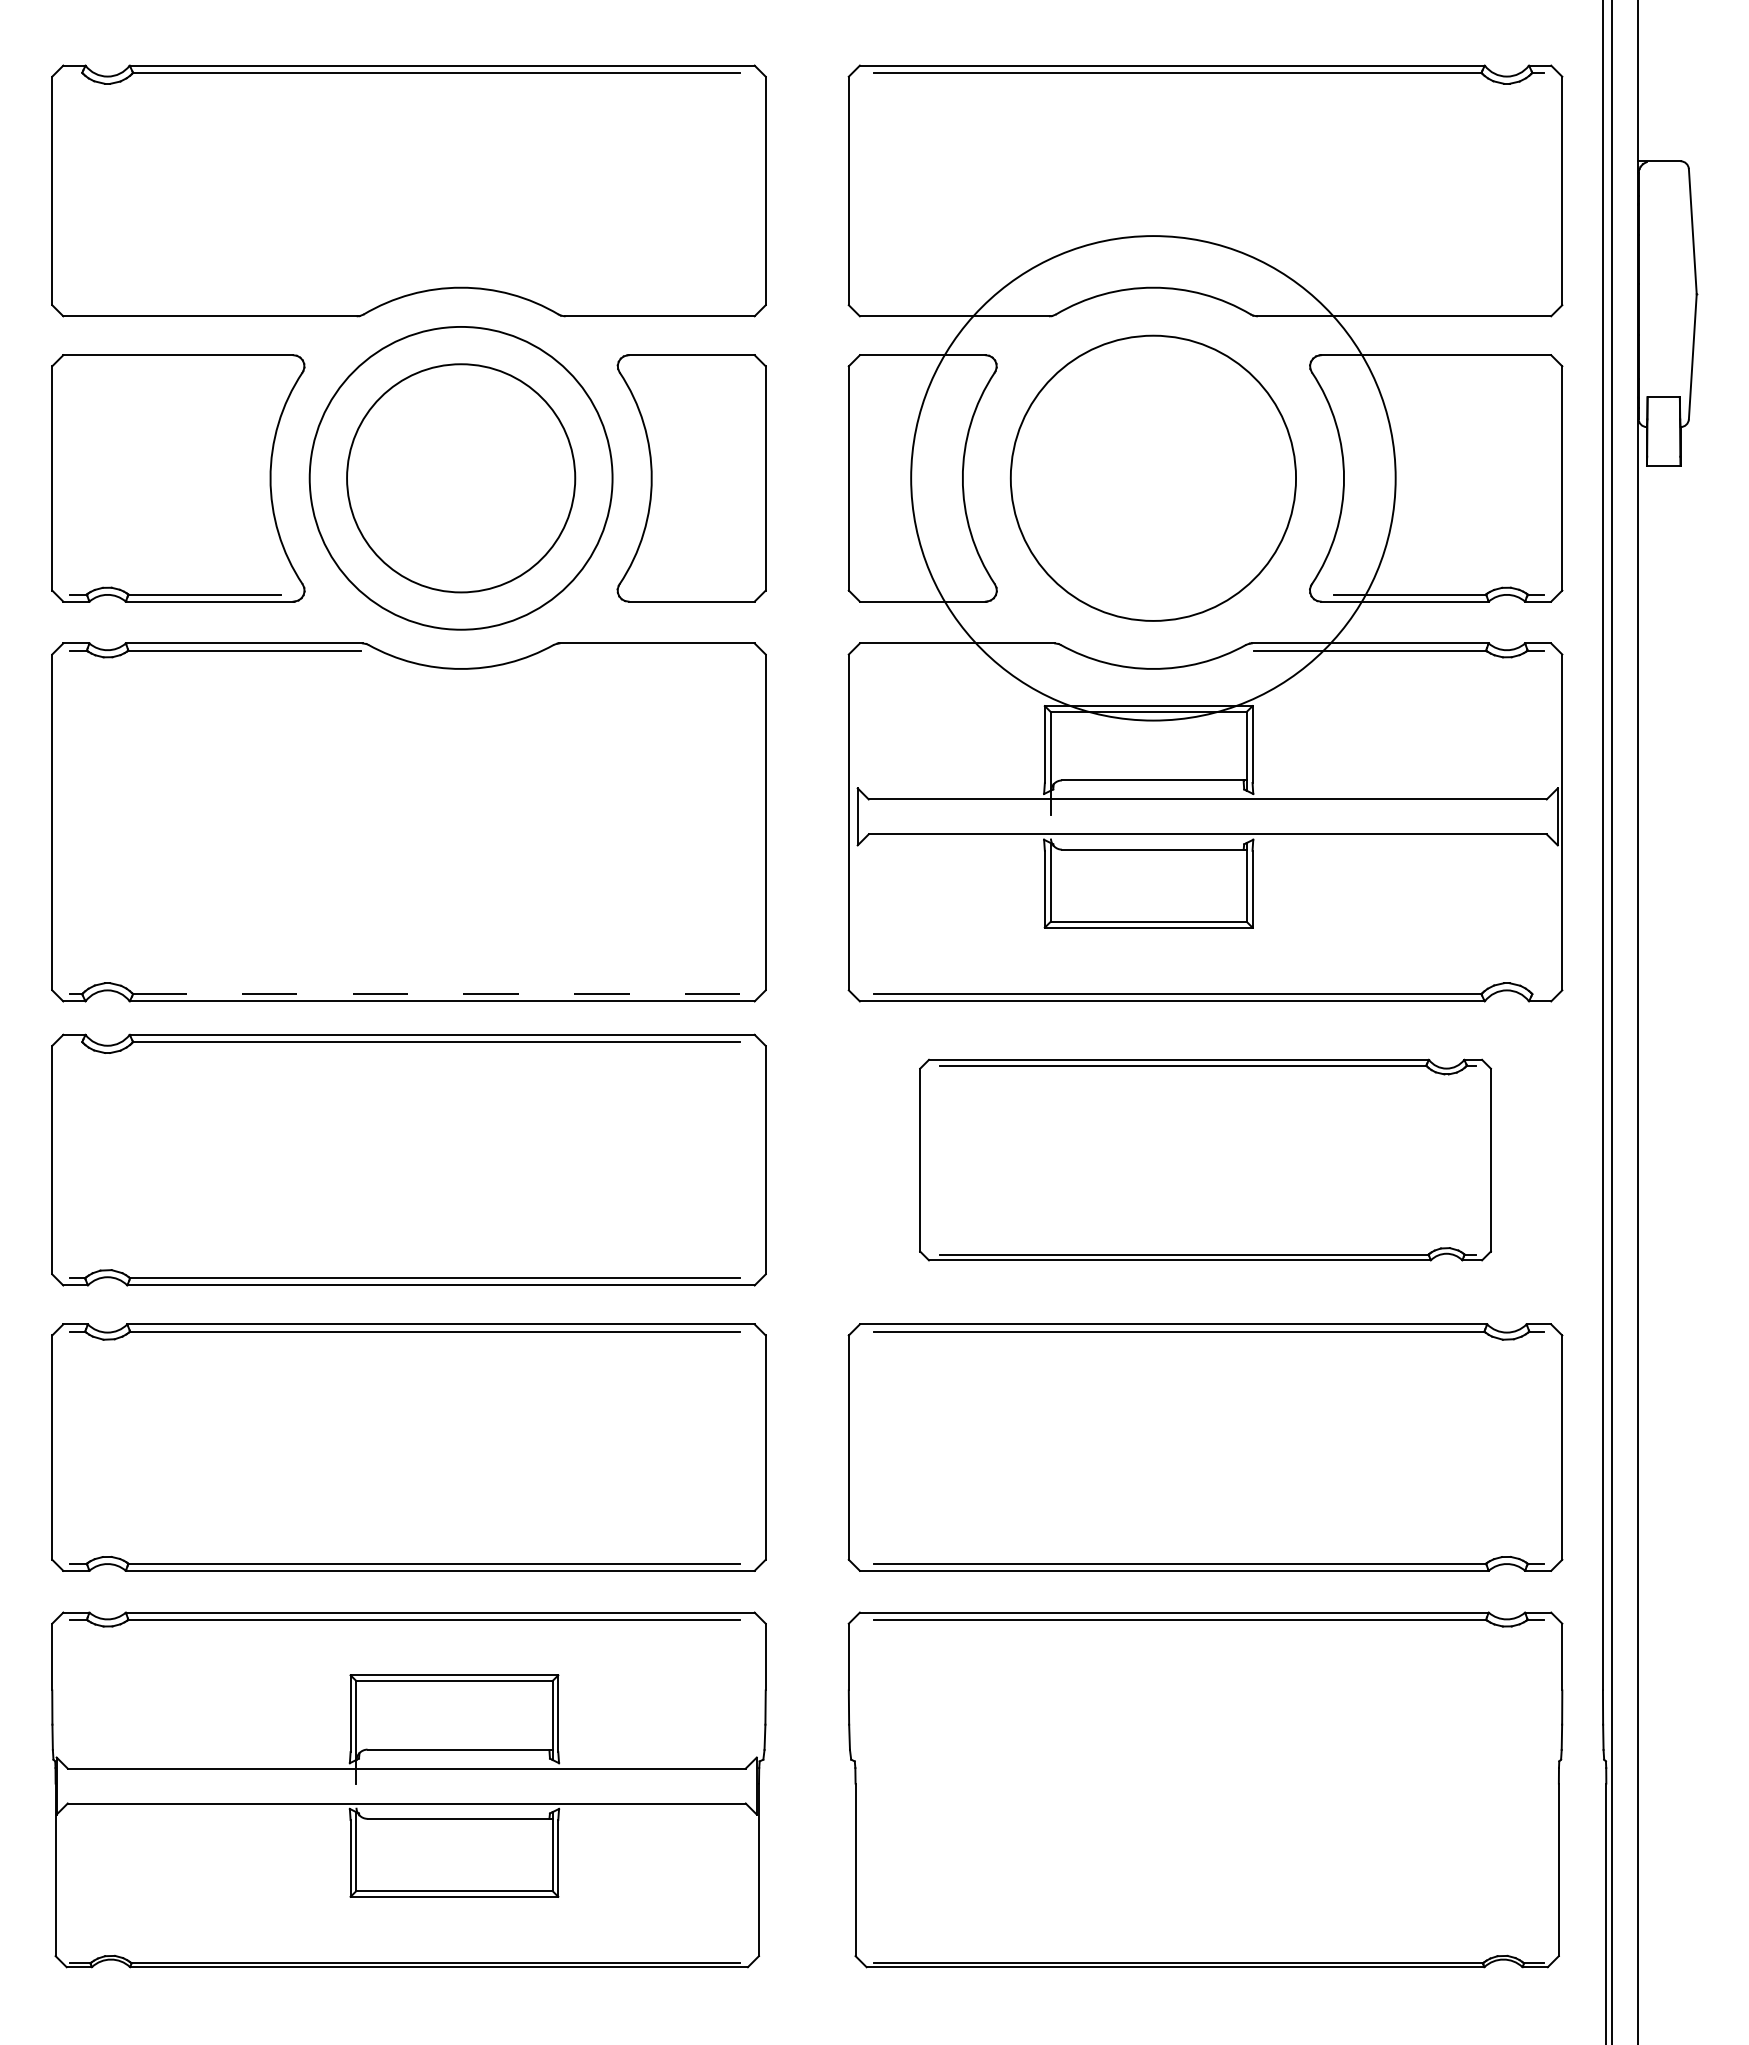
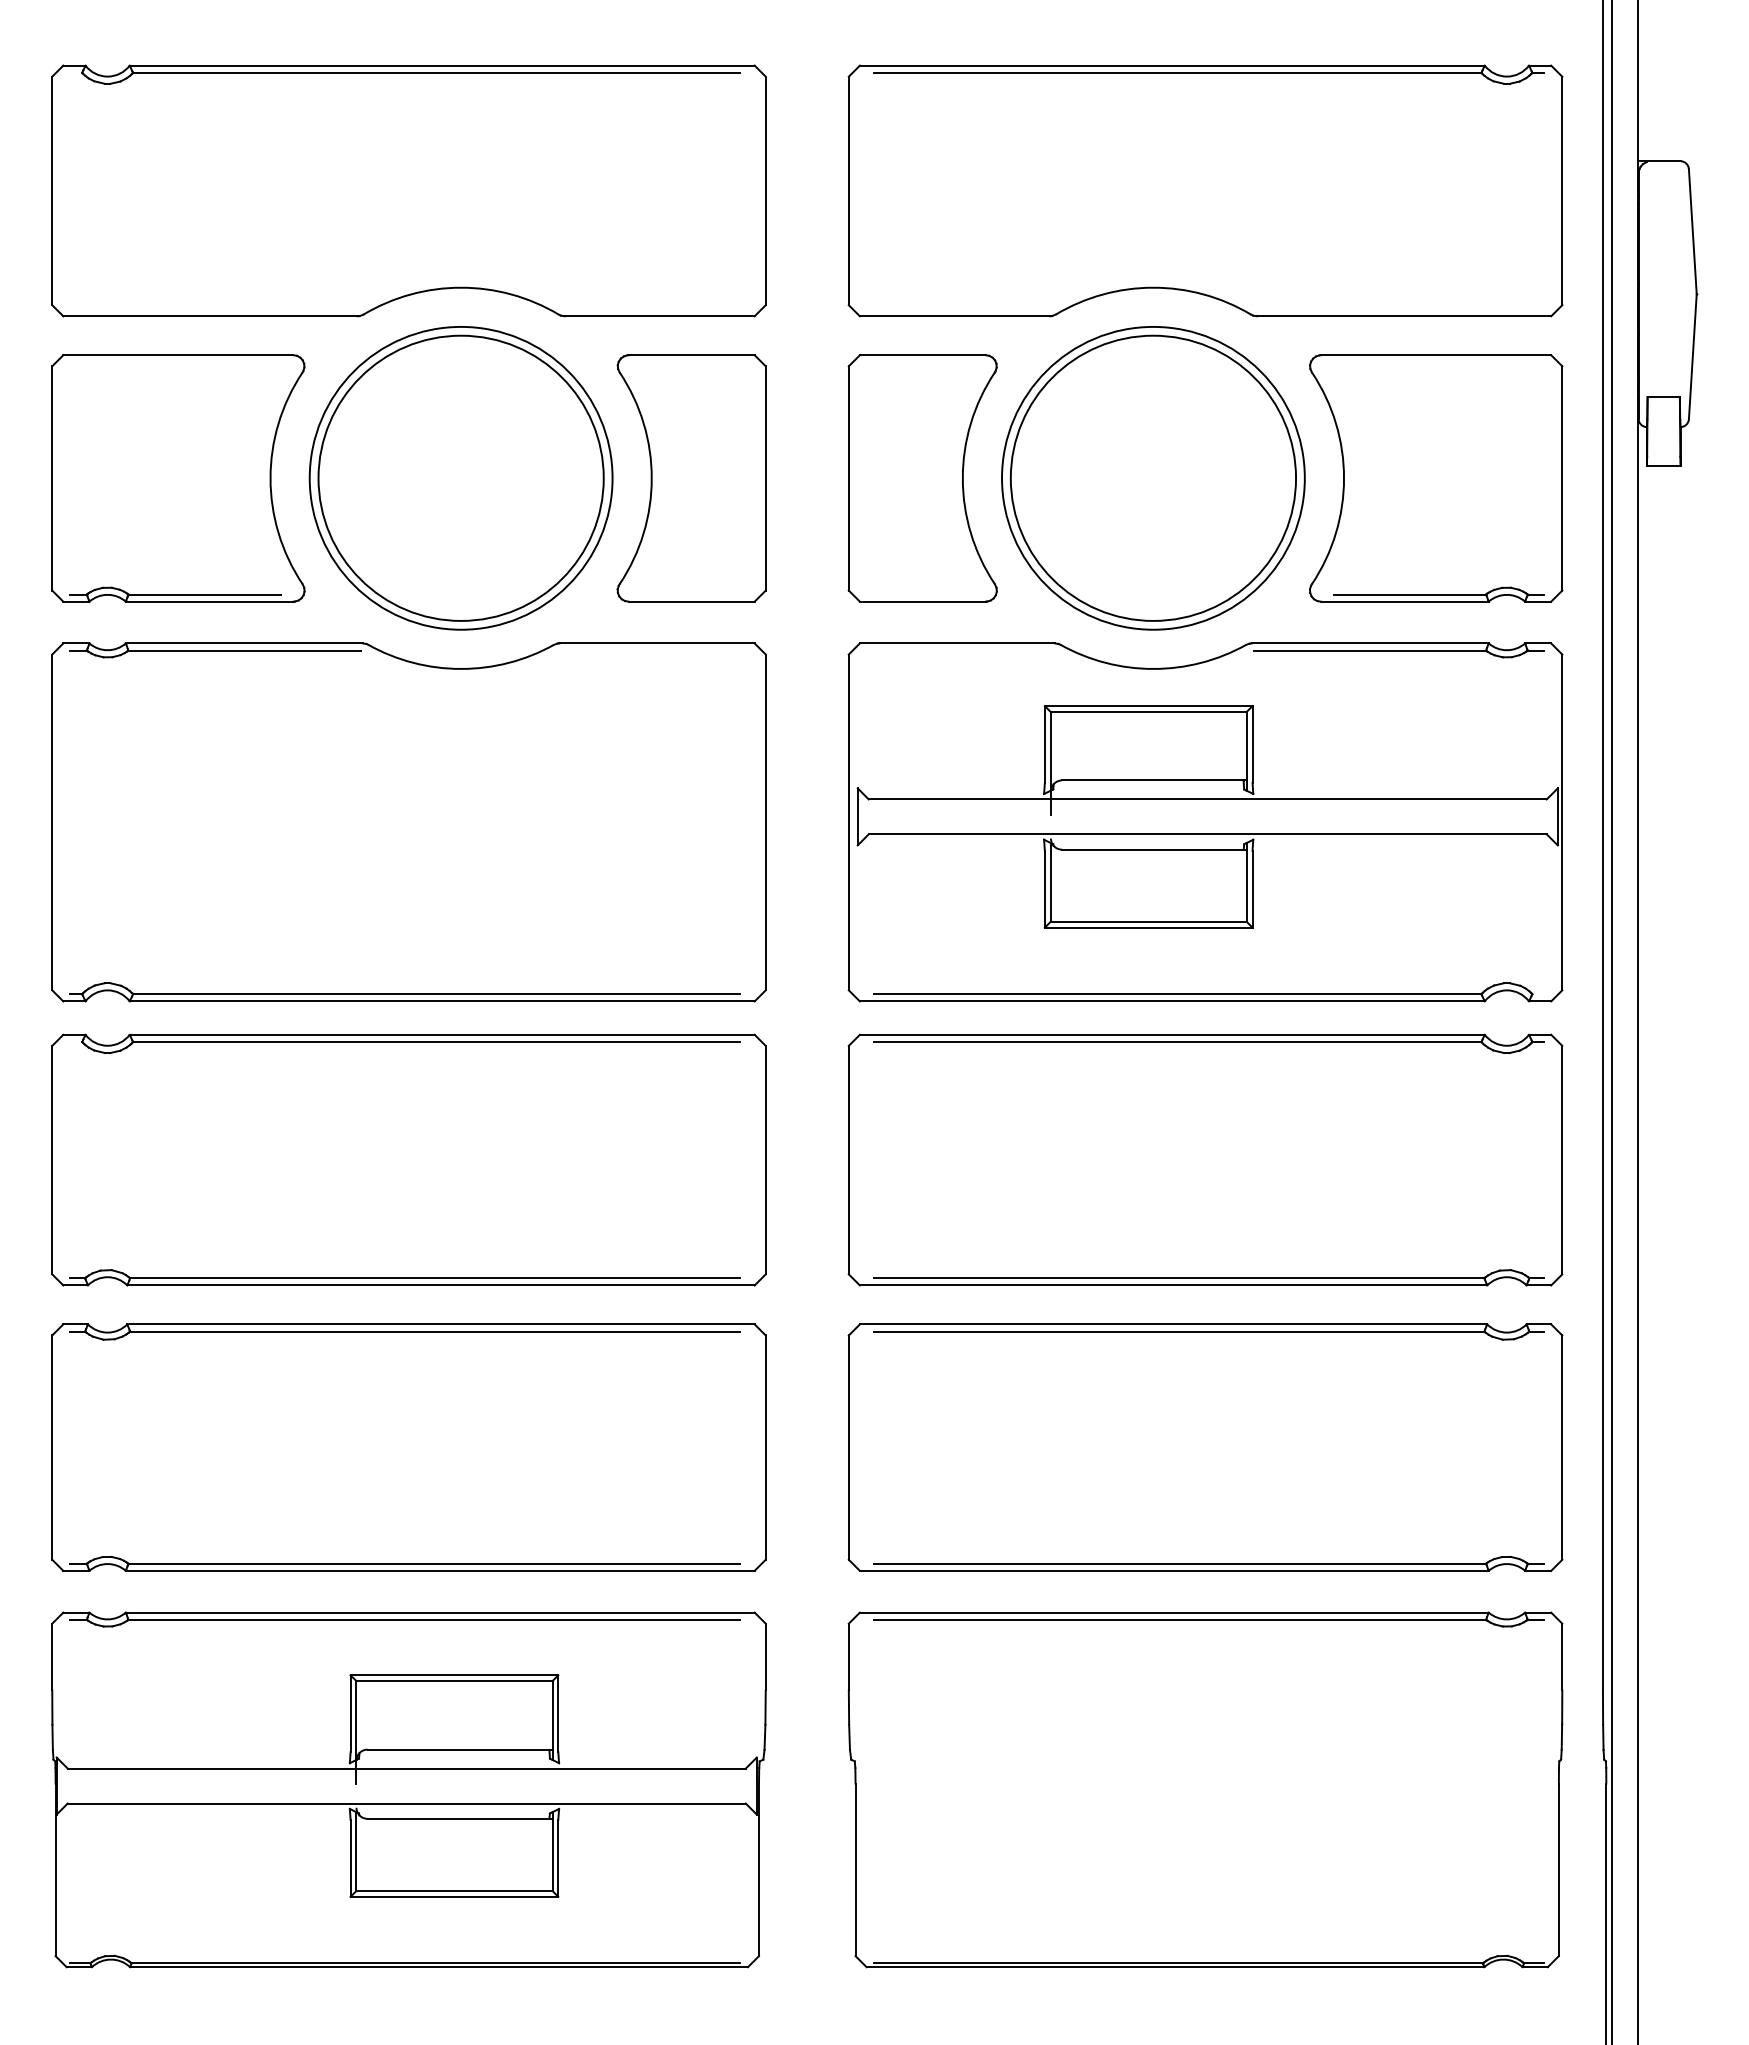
circle diameter: 228 px -> 285 px (460, 477)
circle diameter: 485 px -> 303 px (1153, 477)
line: dashed -> solid (436, 994)
part size: 573x204 px -> 717x254 px (1205, 1159)
